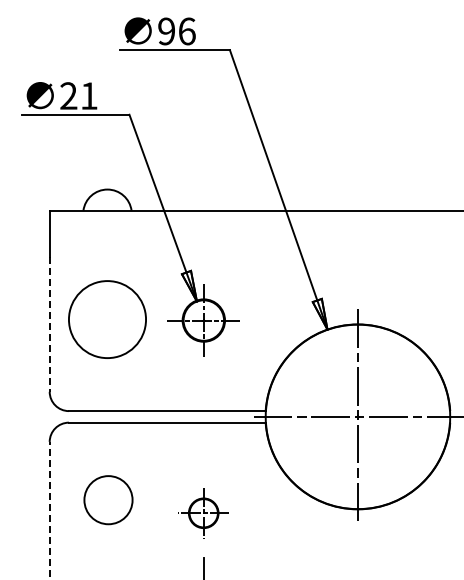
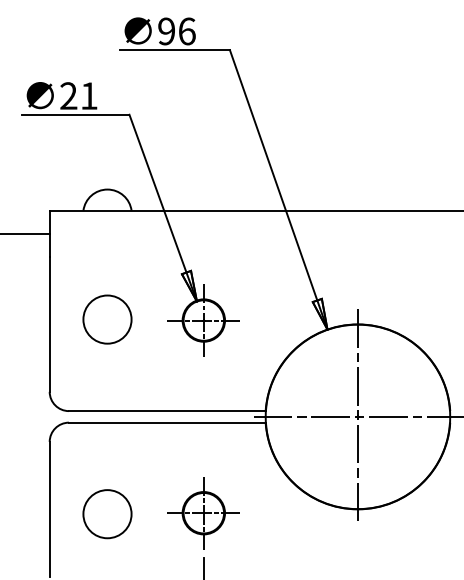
line: none -> present (25, 233)
circle diameter: 77 px -> 48 px (107, 319)
line: dashed -> solid (49, 324)
circle position: (108, 500) -> (107, 514) (107, 514)
line: dashed -> solid (49, 508)
part size: 51x51 px -> 73x73 px (203, 513)
